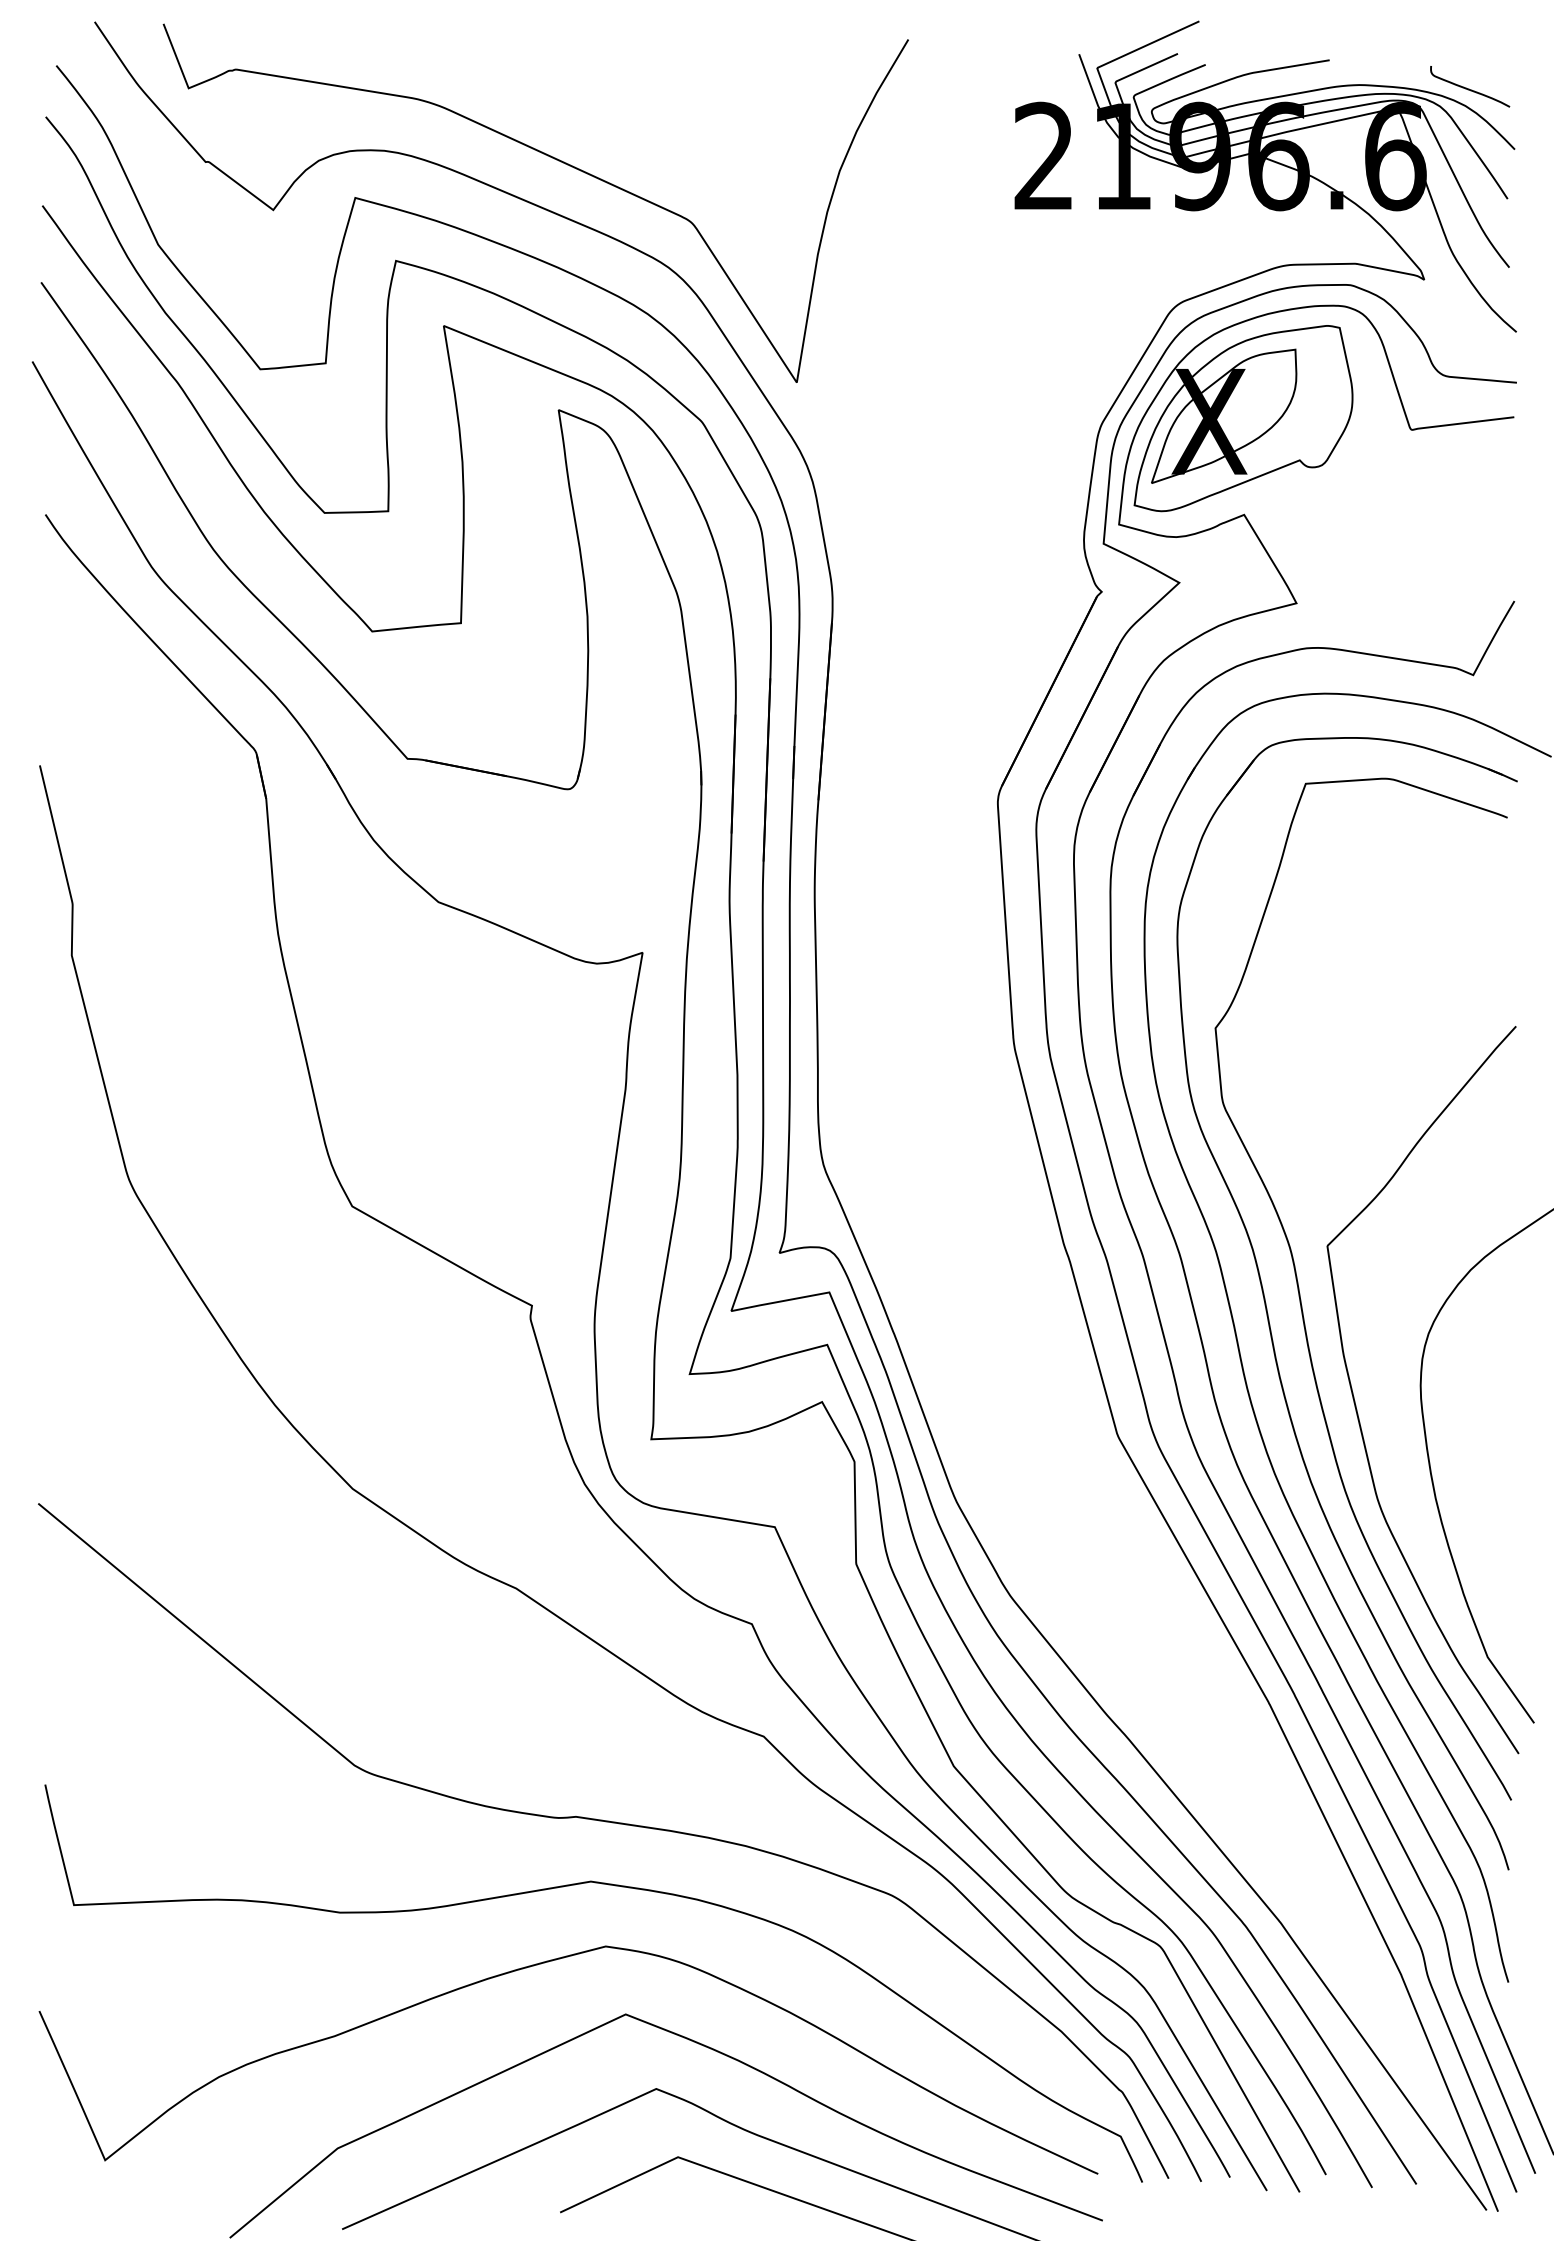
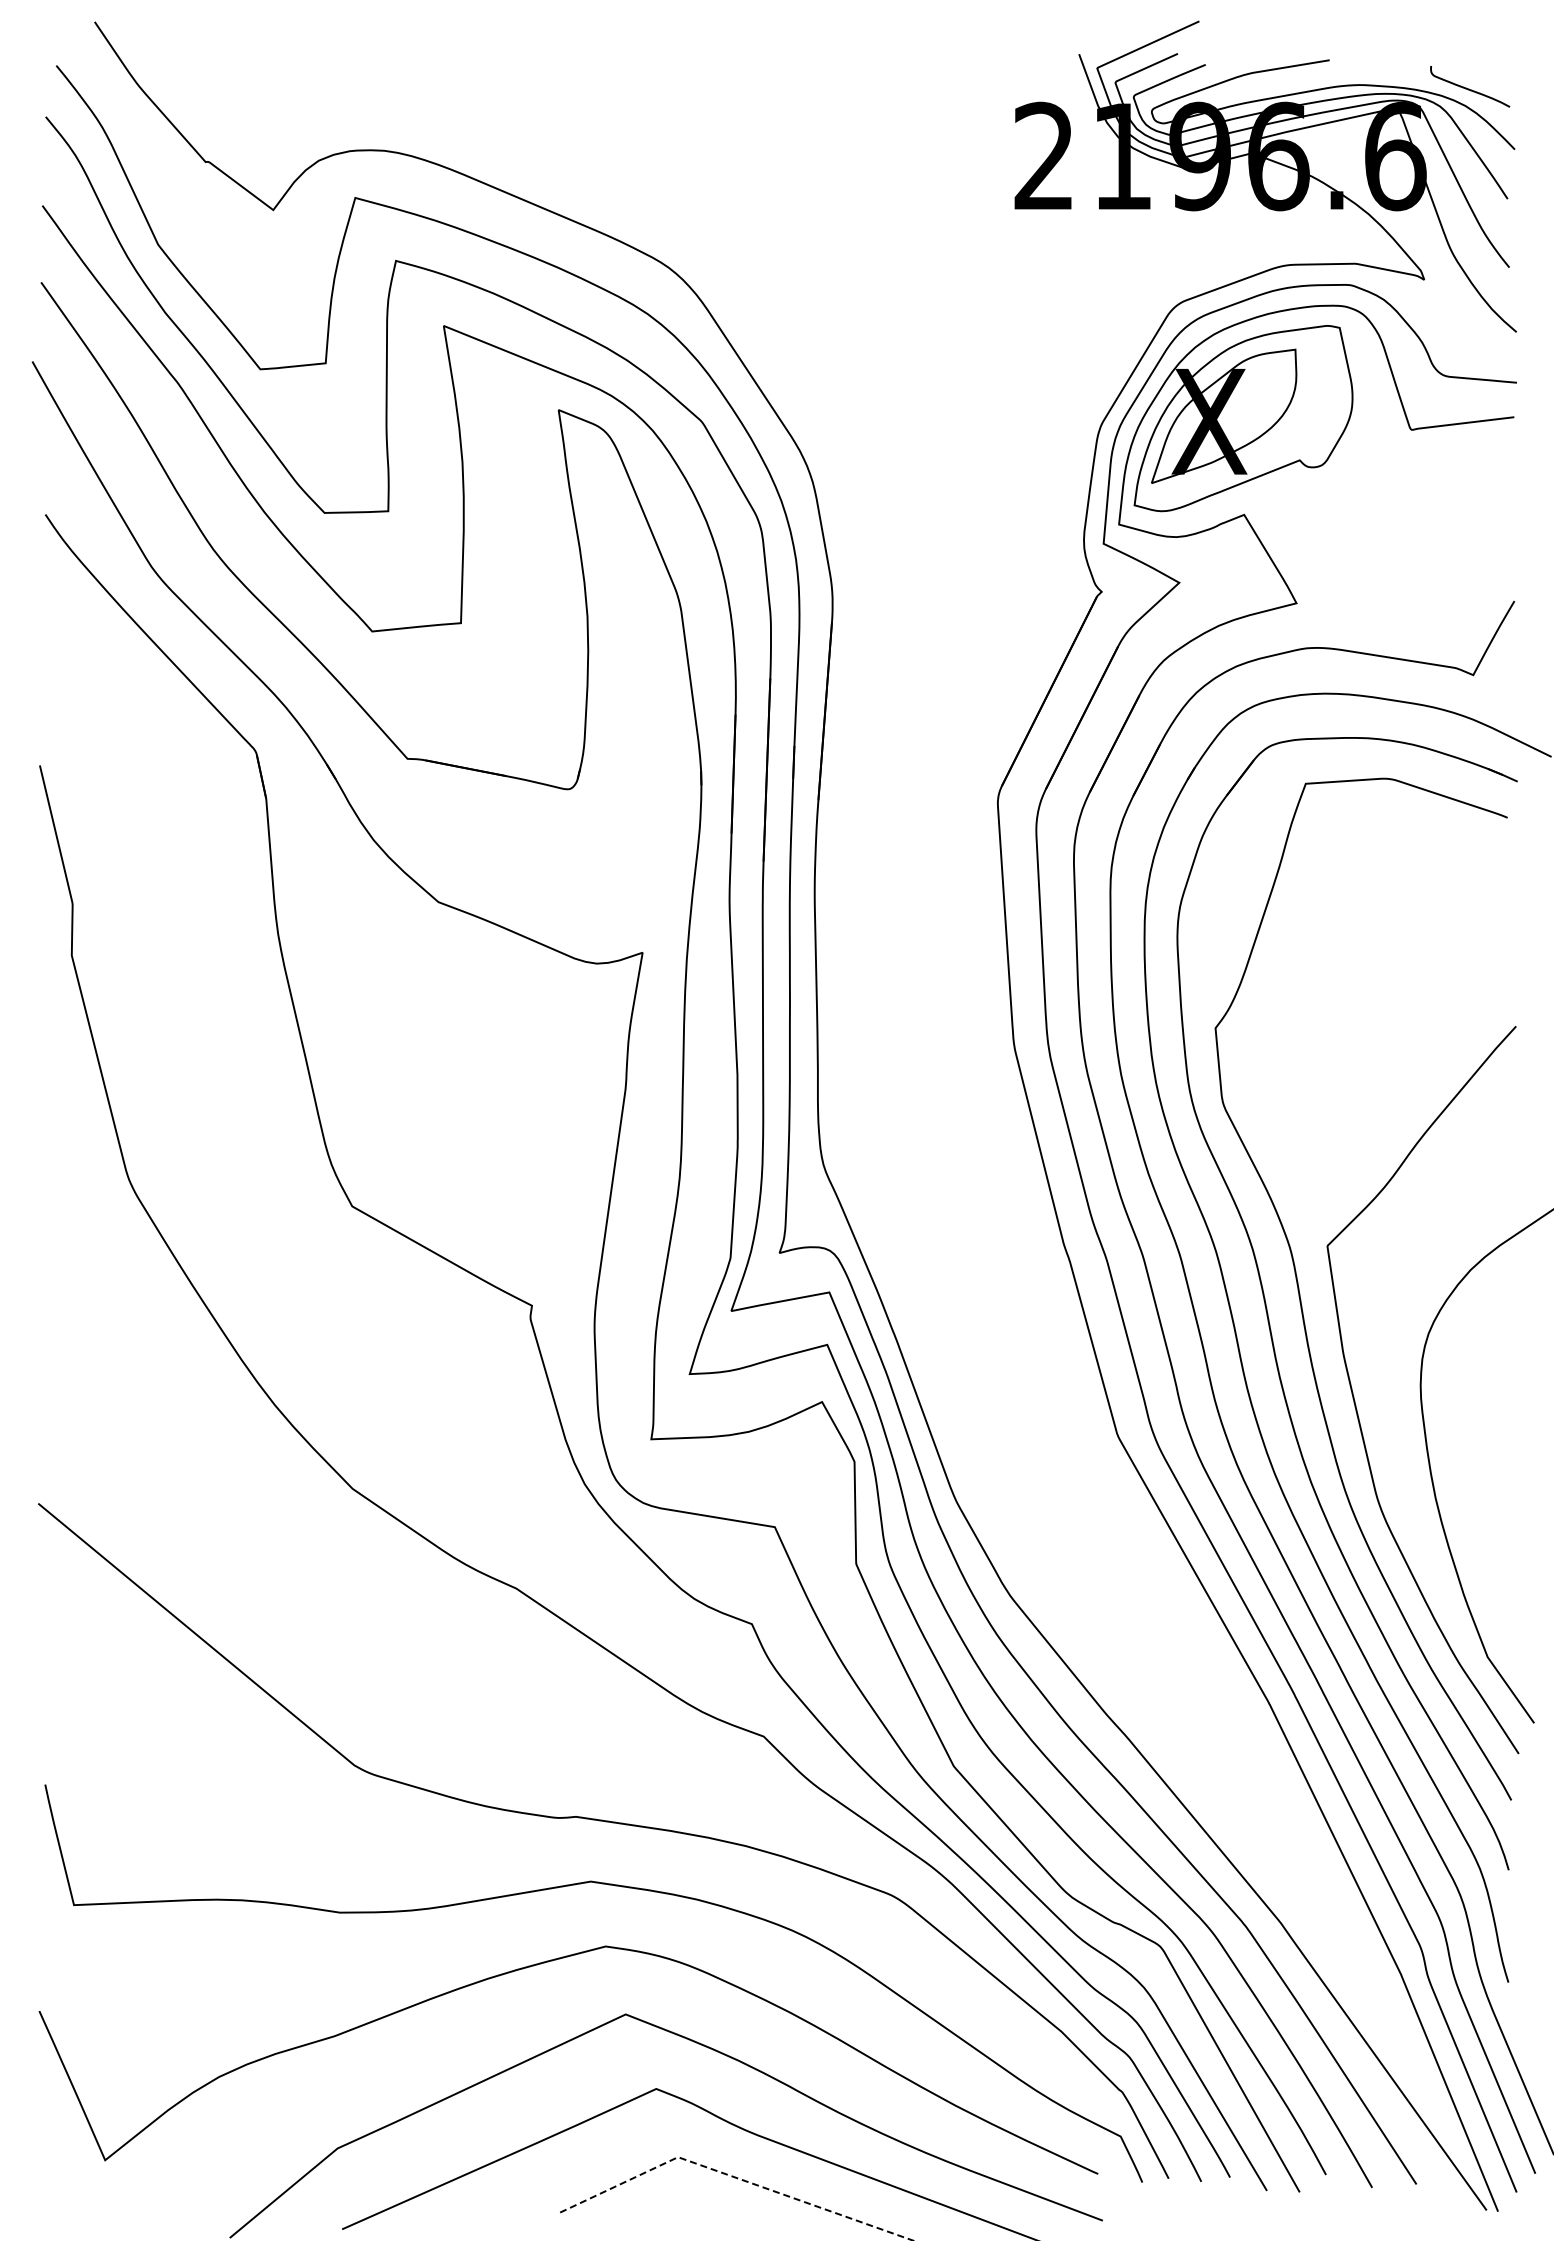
curve: present -> none (556, 160)
line: solid -> dashed (733, 2176)
